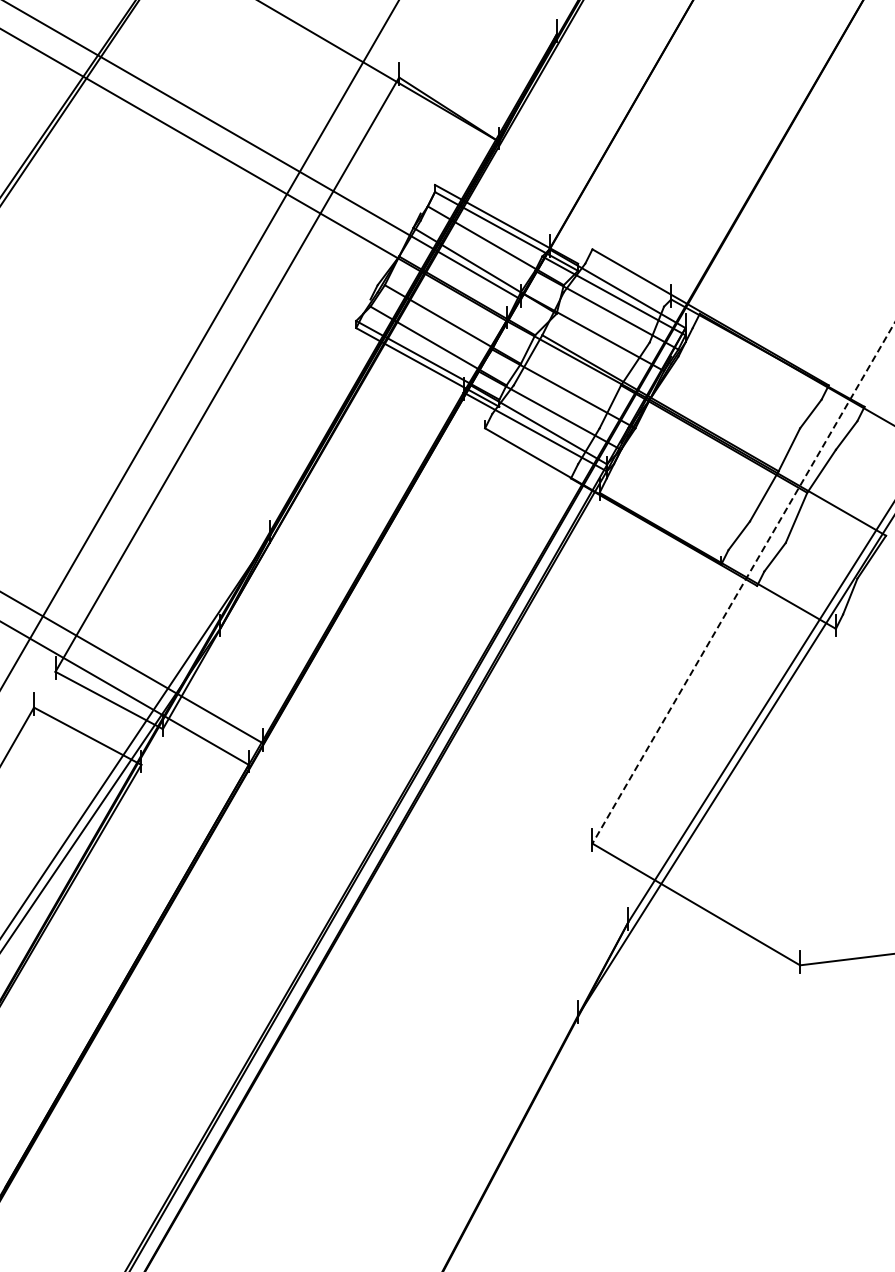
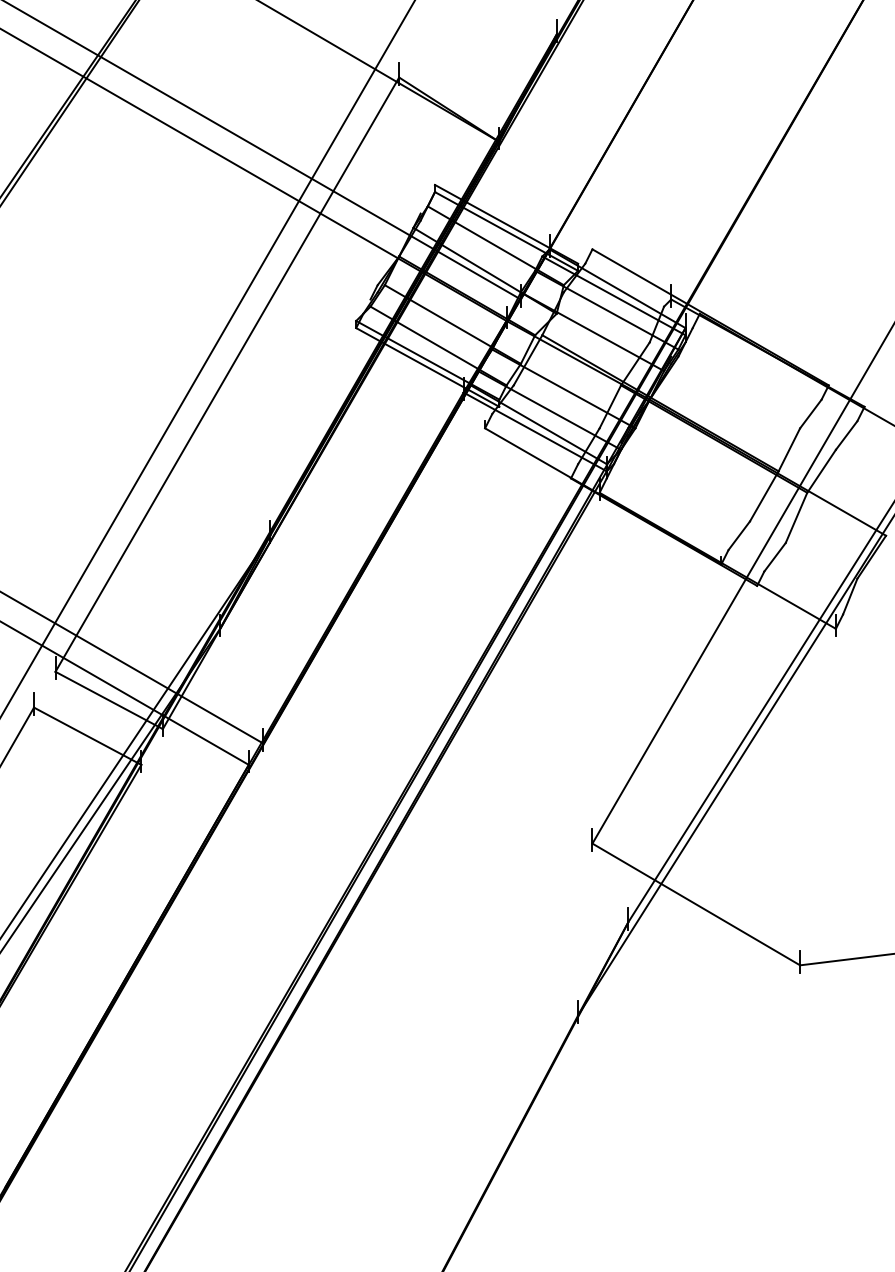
line position: (200, 344) -> (208, 358) (208, 358)
line: dashed -> solid (743, 583)
